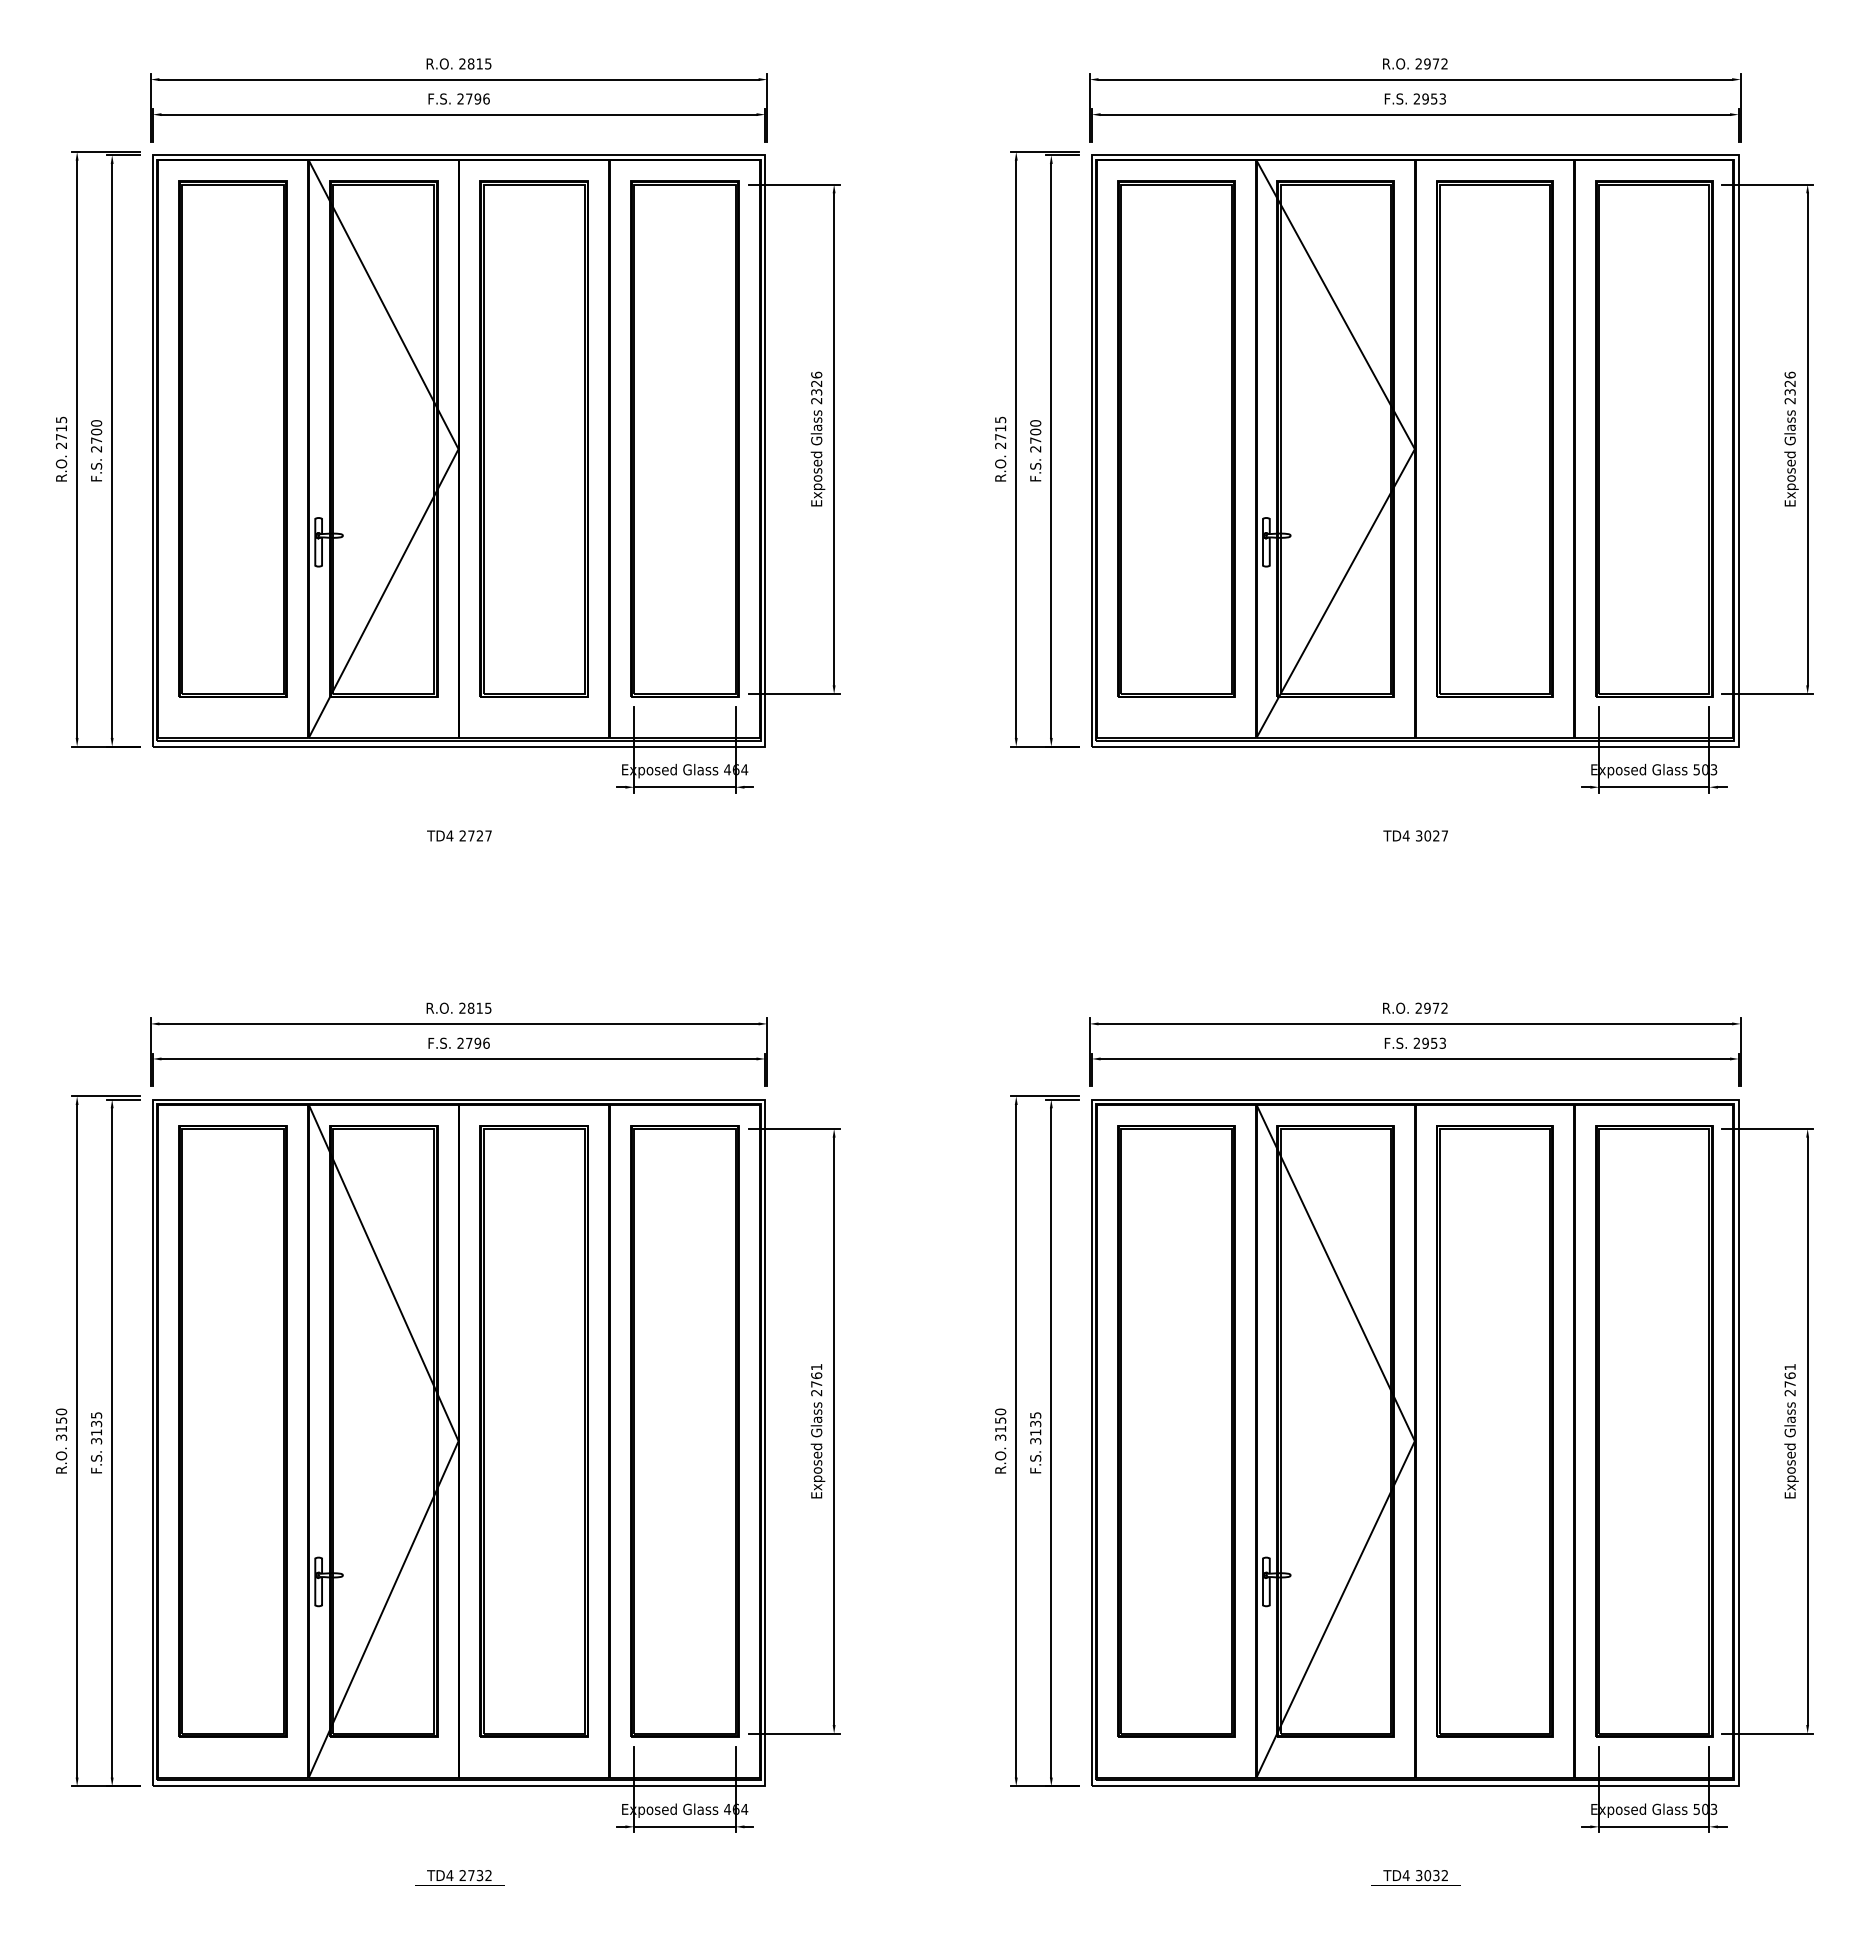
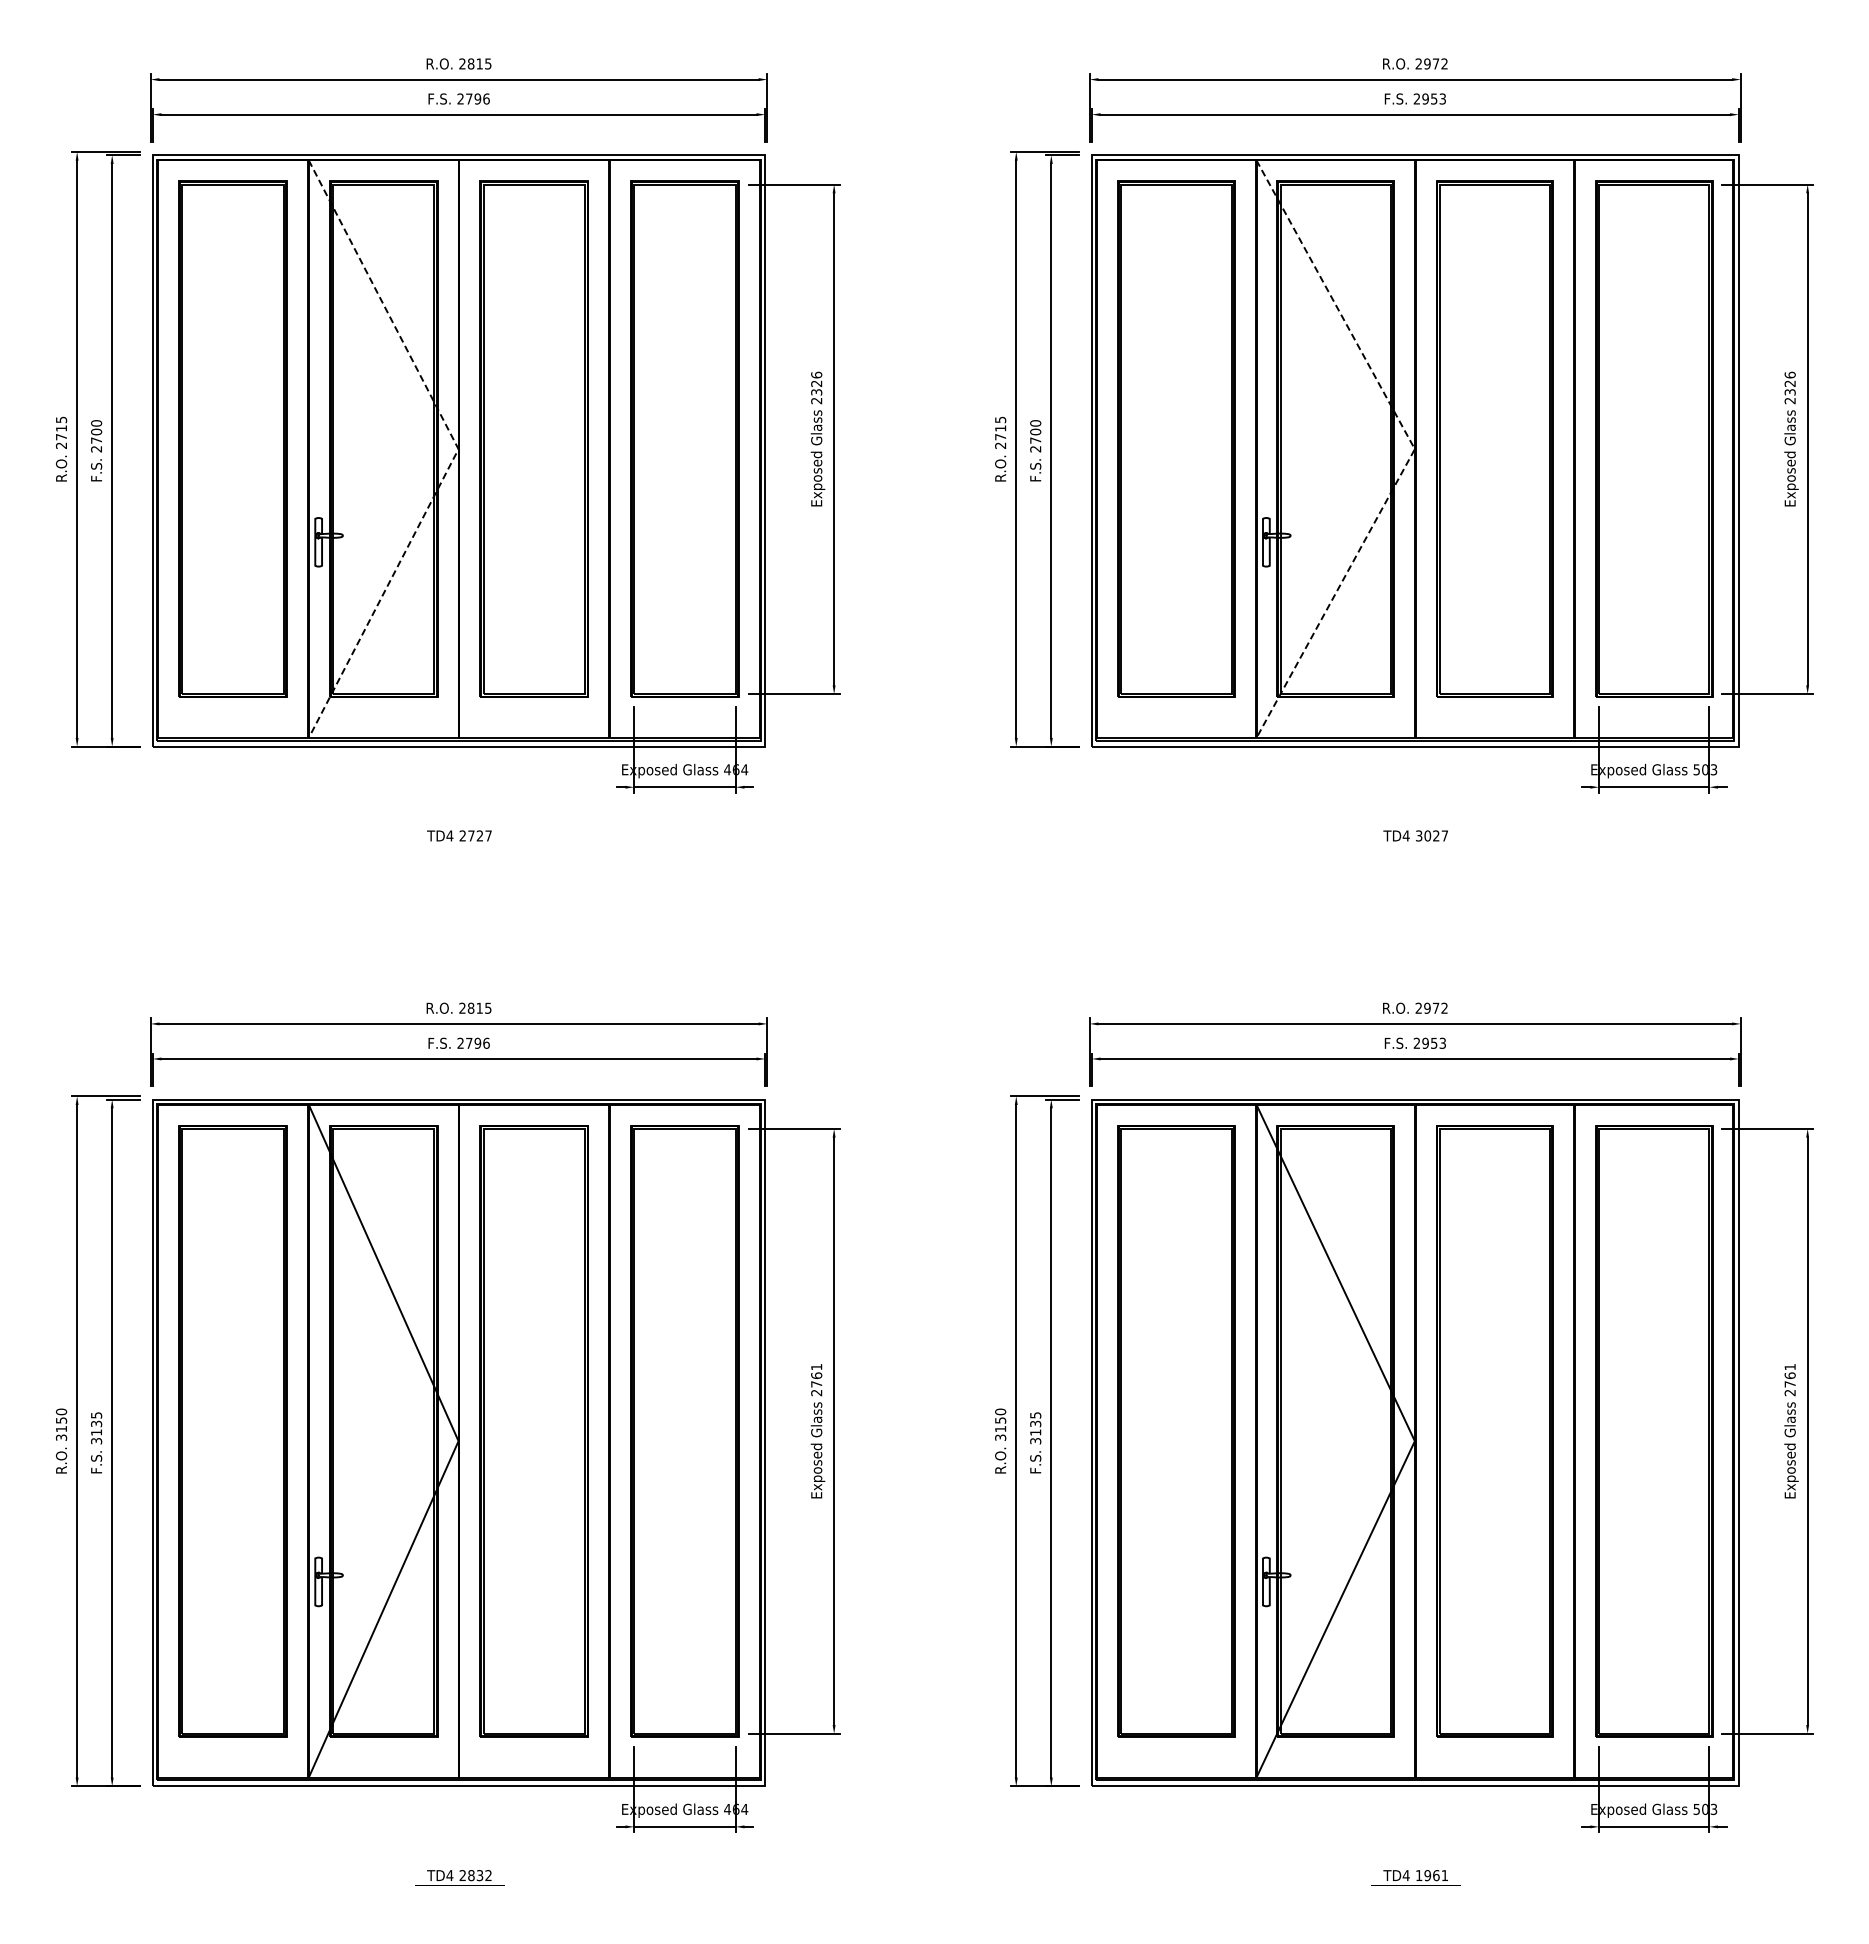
line: solid -> dashed (458, 449)
line: solid -> dashed (1414, 449)
text: 2732 -> 2832 (471, 1875)
text: 3032 -> 1961 (1431, 1875)
